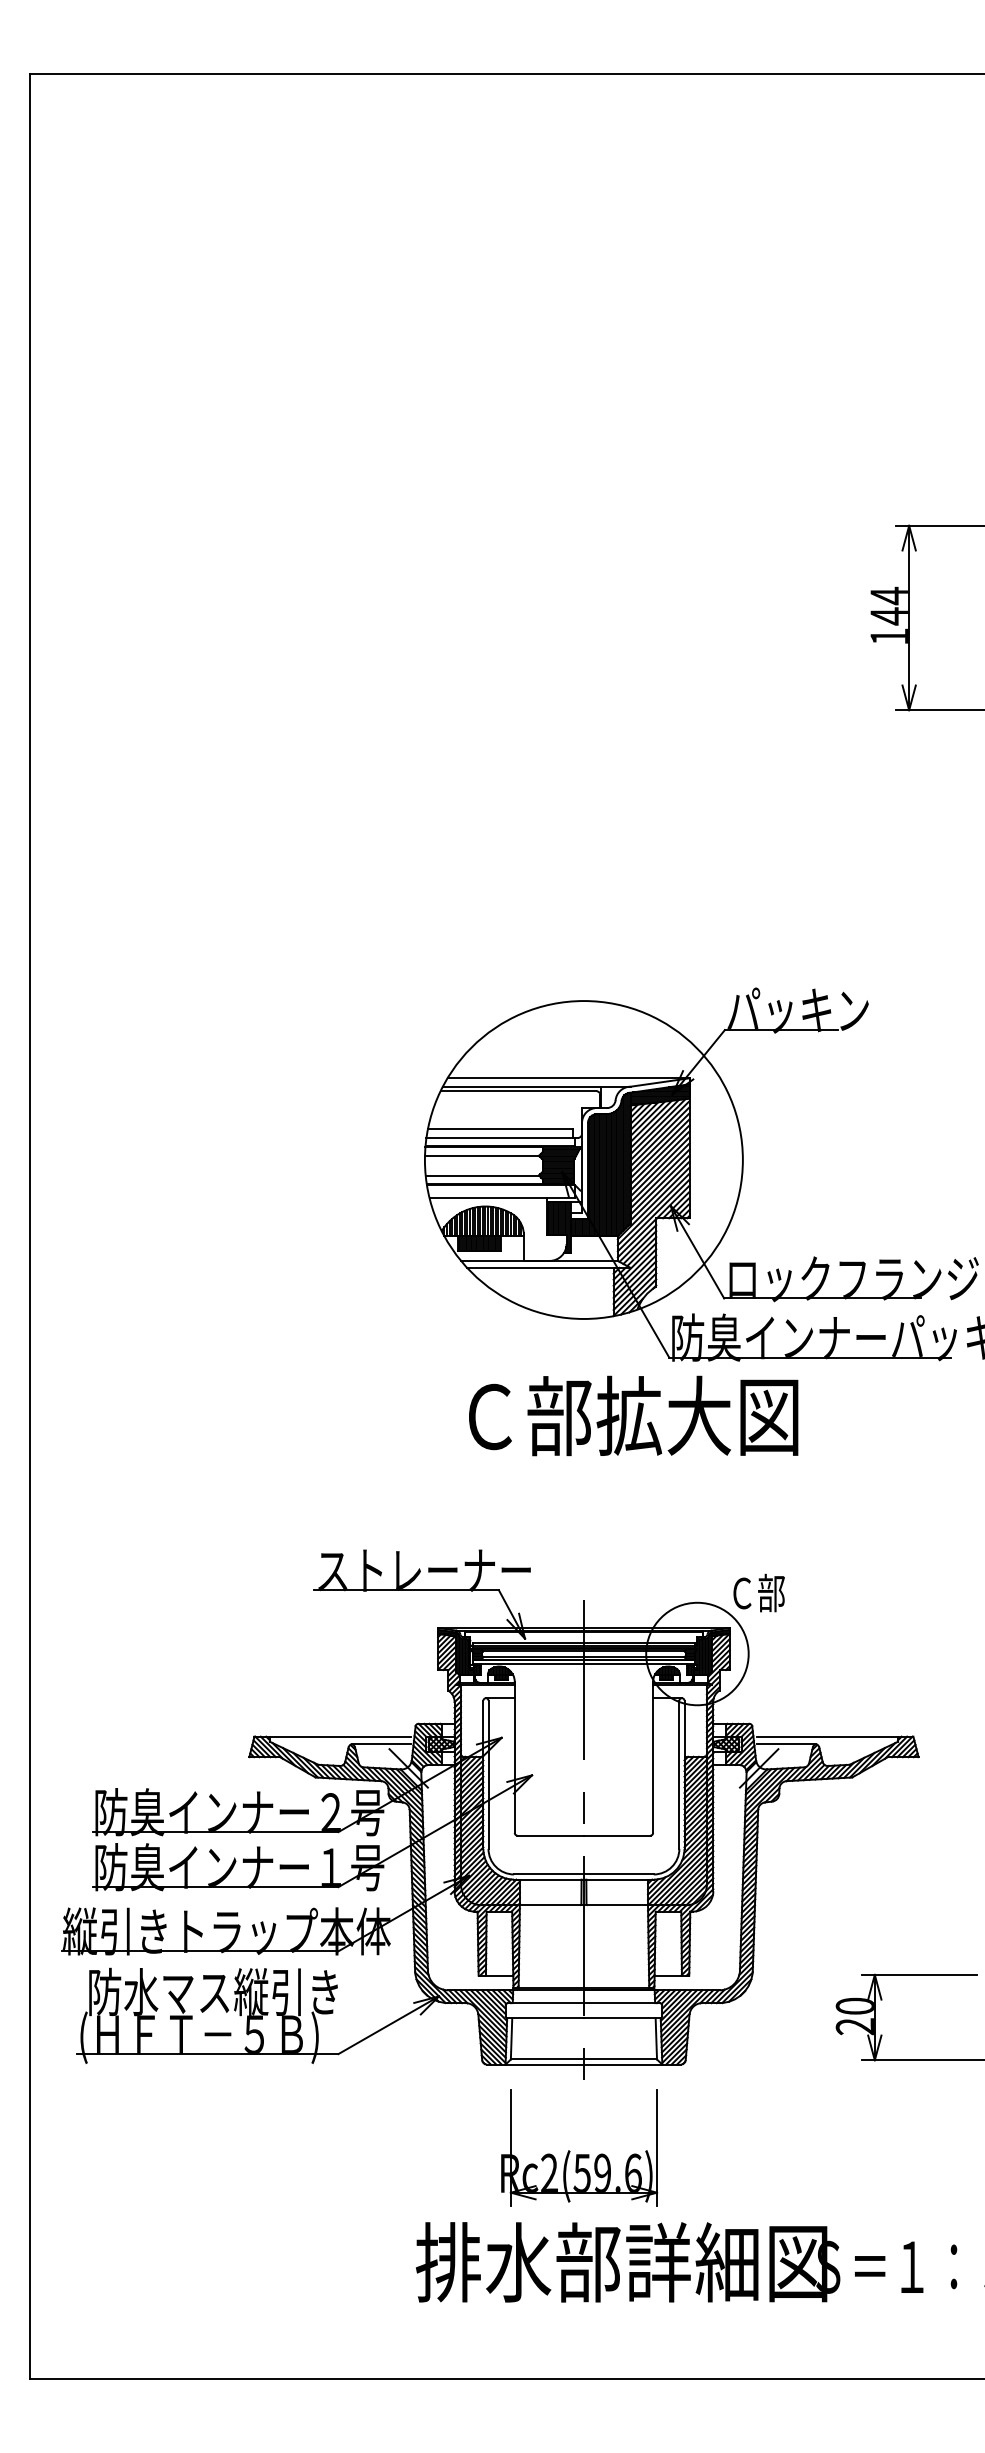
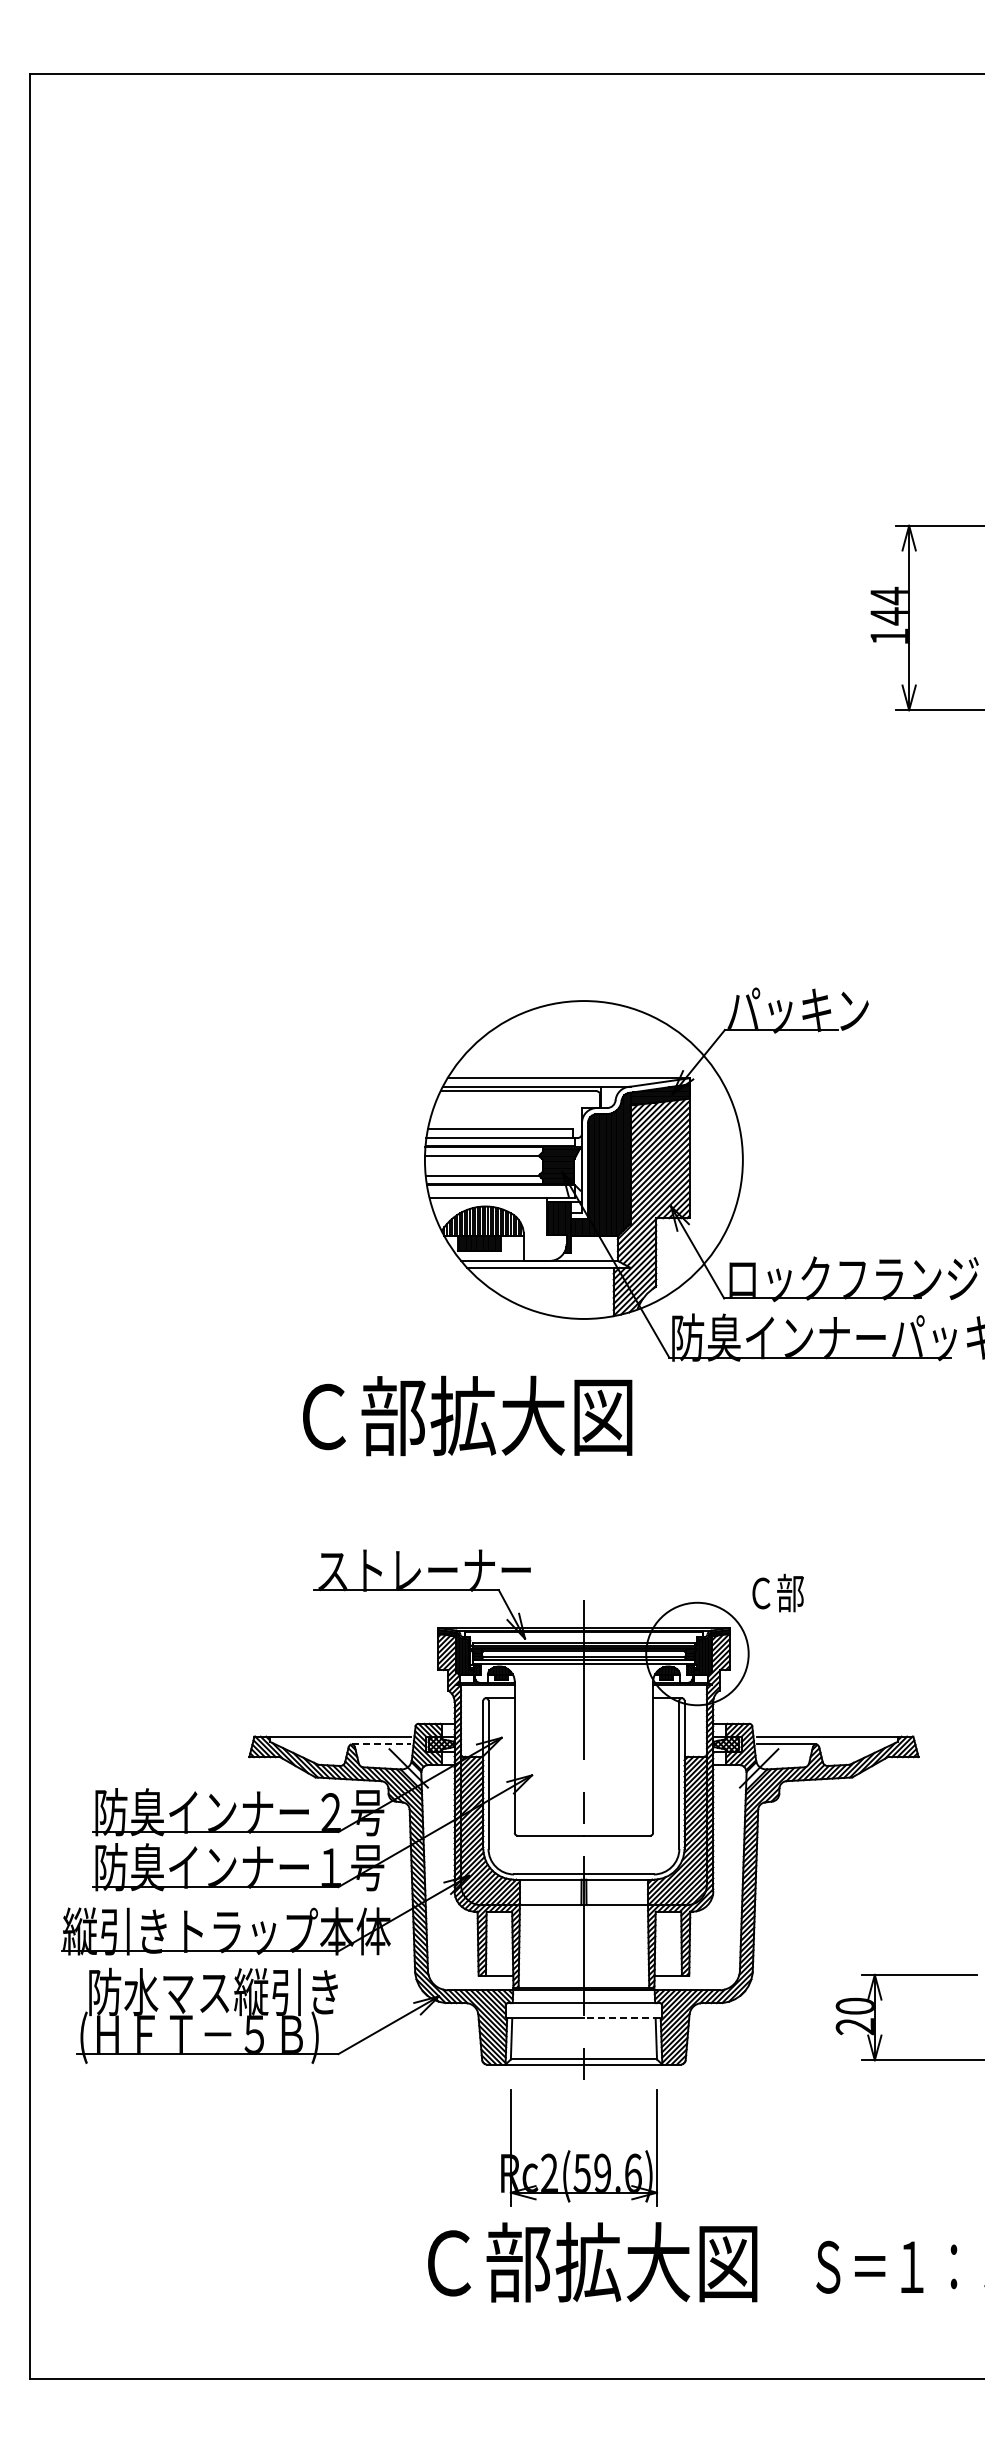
text position: (633, 1415) -> (467, 1415) (467, 1415)
text position: (758, 1592) -> (777, 1592) (777, 1592)
line: solid -> dashed (381, 1744)
line: solid -> dashed (621, 2018)
text: 排水部詳細図 -> Ｃ部拡大図 (621, 2262)
